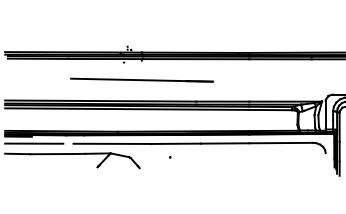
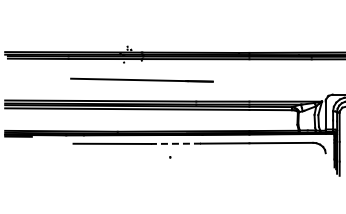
line: present -> none (34, 143)
line: solid -> dashed (175, 143)
part: present -> none (72, 160)
